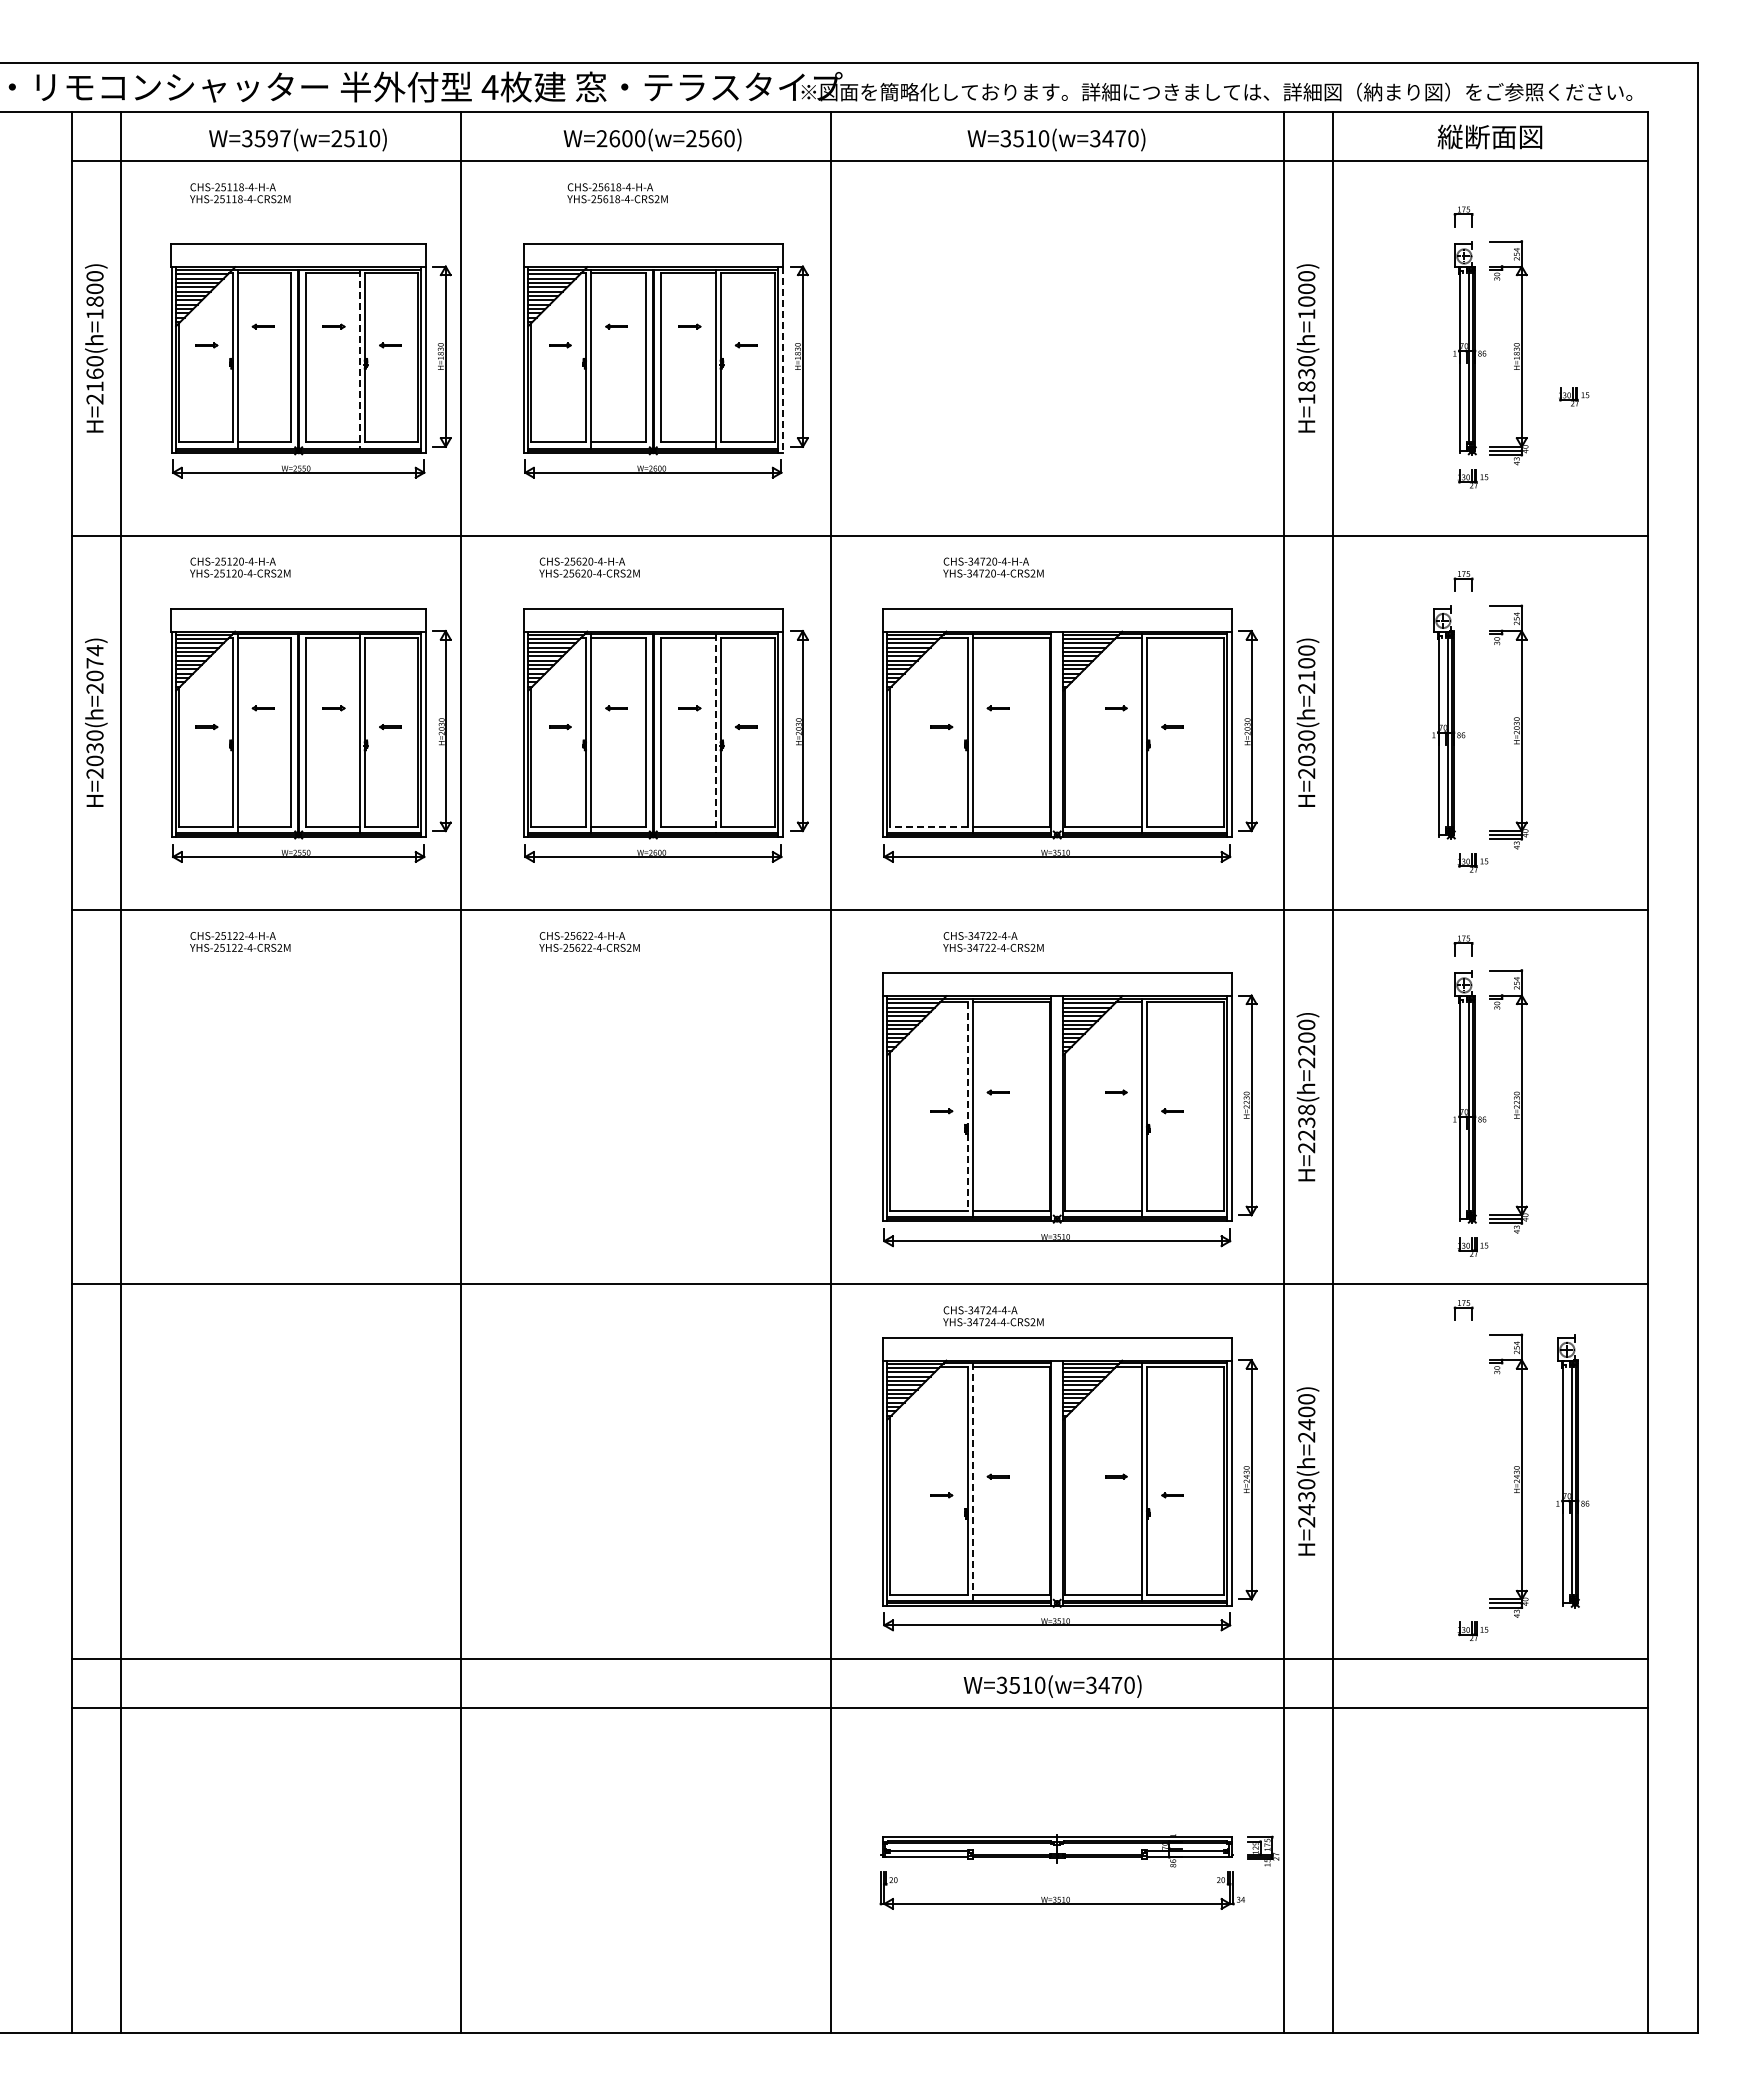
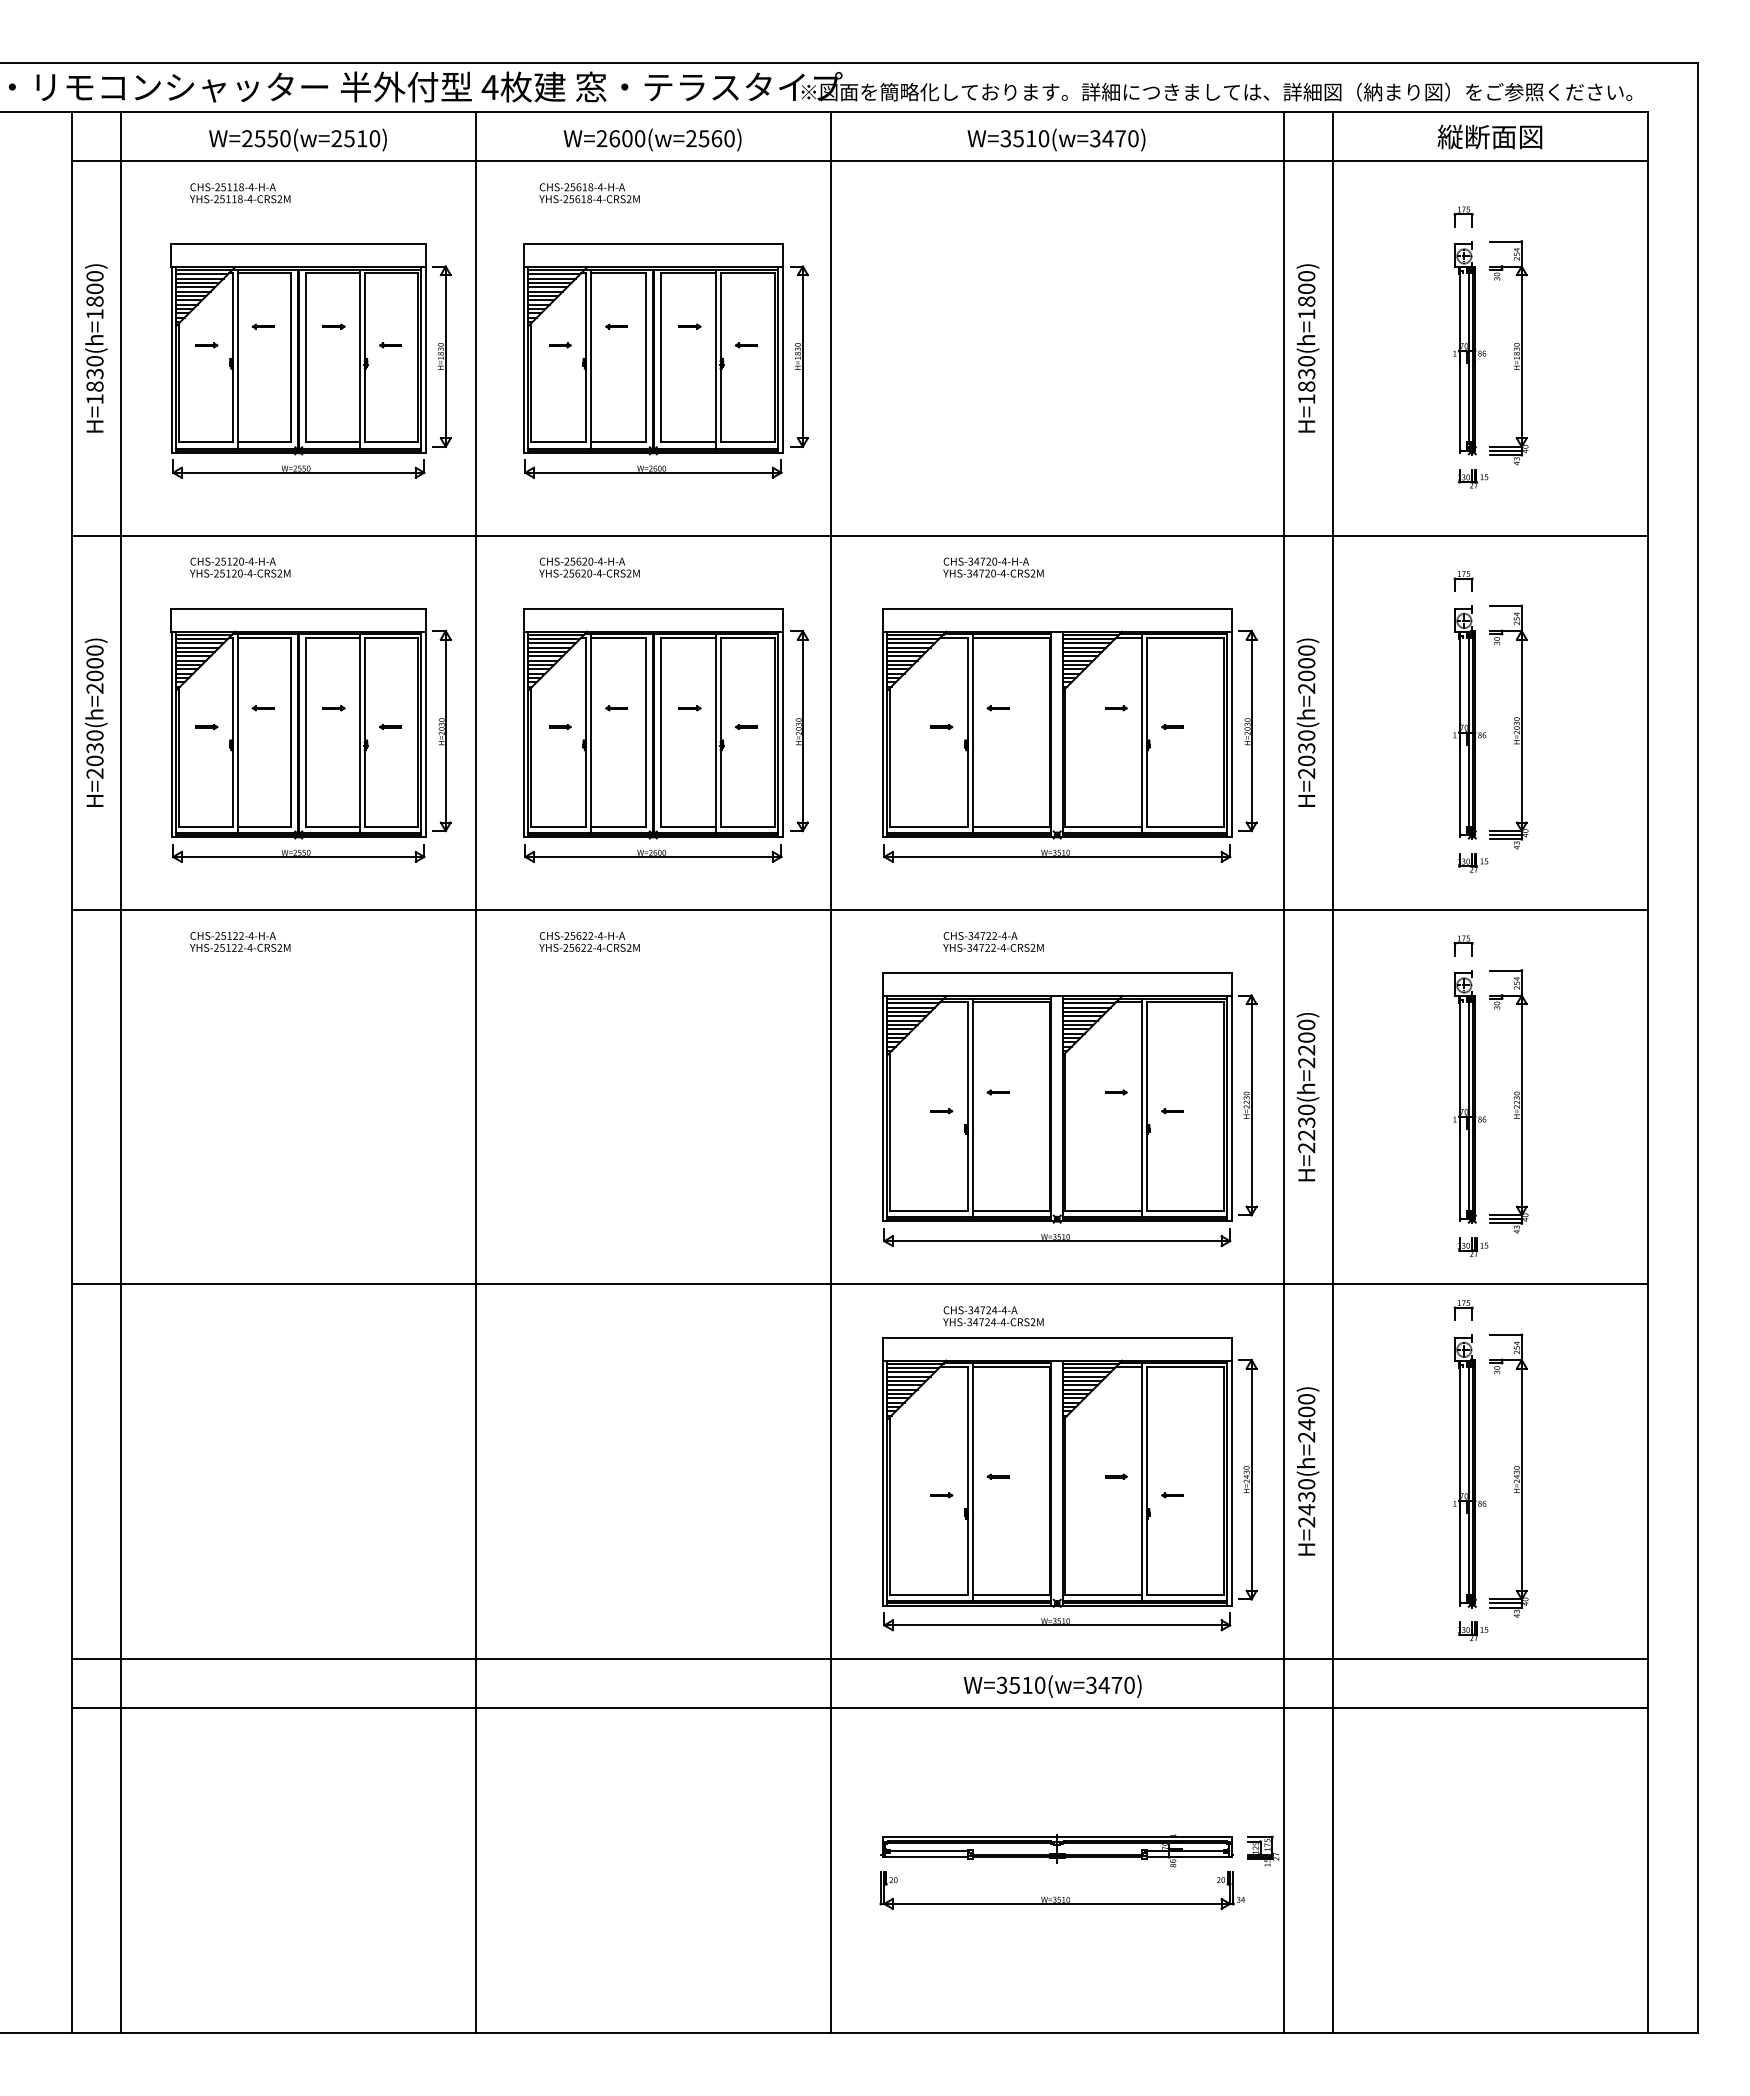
text: W=3597(w=2510) -> W=2550(w=2510) (266, 138)
text position: (617, 193) -> (589, 193) (589, 193)
text: H=1830(h=1000) -> H=1830(h=1800) (1306, 301)
line: dashed -> solid (359, 359)
line: dashed -> solid (782, 360)
text: H=2160(h=1800) -> H=1830(h=1800) (94, 386)
part: present -> none (1573, 396)
text: H=2030(h=2074) -> H=2030(h=2000) (94, 656)
text: H=2030(h=2100) -> H=2030(h=2000) (1306, 675)
part position: (1448, 722) -> (1469, 722) (1469, 722)
line: dashed -> solid (715, 733)
line: dashed -> solid (929, 826)
line position: (461, 1072) -> (476, 1072) (476, 1072)
line: dashed -> solid (967, 1107)
text: H=2238(h=2200) -> H=2230(h=2200) (1306, 1109)
part position: (1572, 1471) -> (1469, 1471) (1469, 1471)
line: dashed -> solid (972, 1482)
